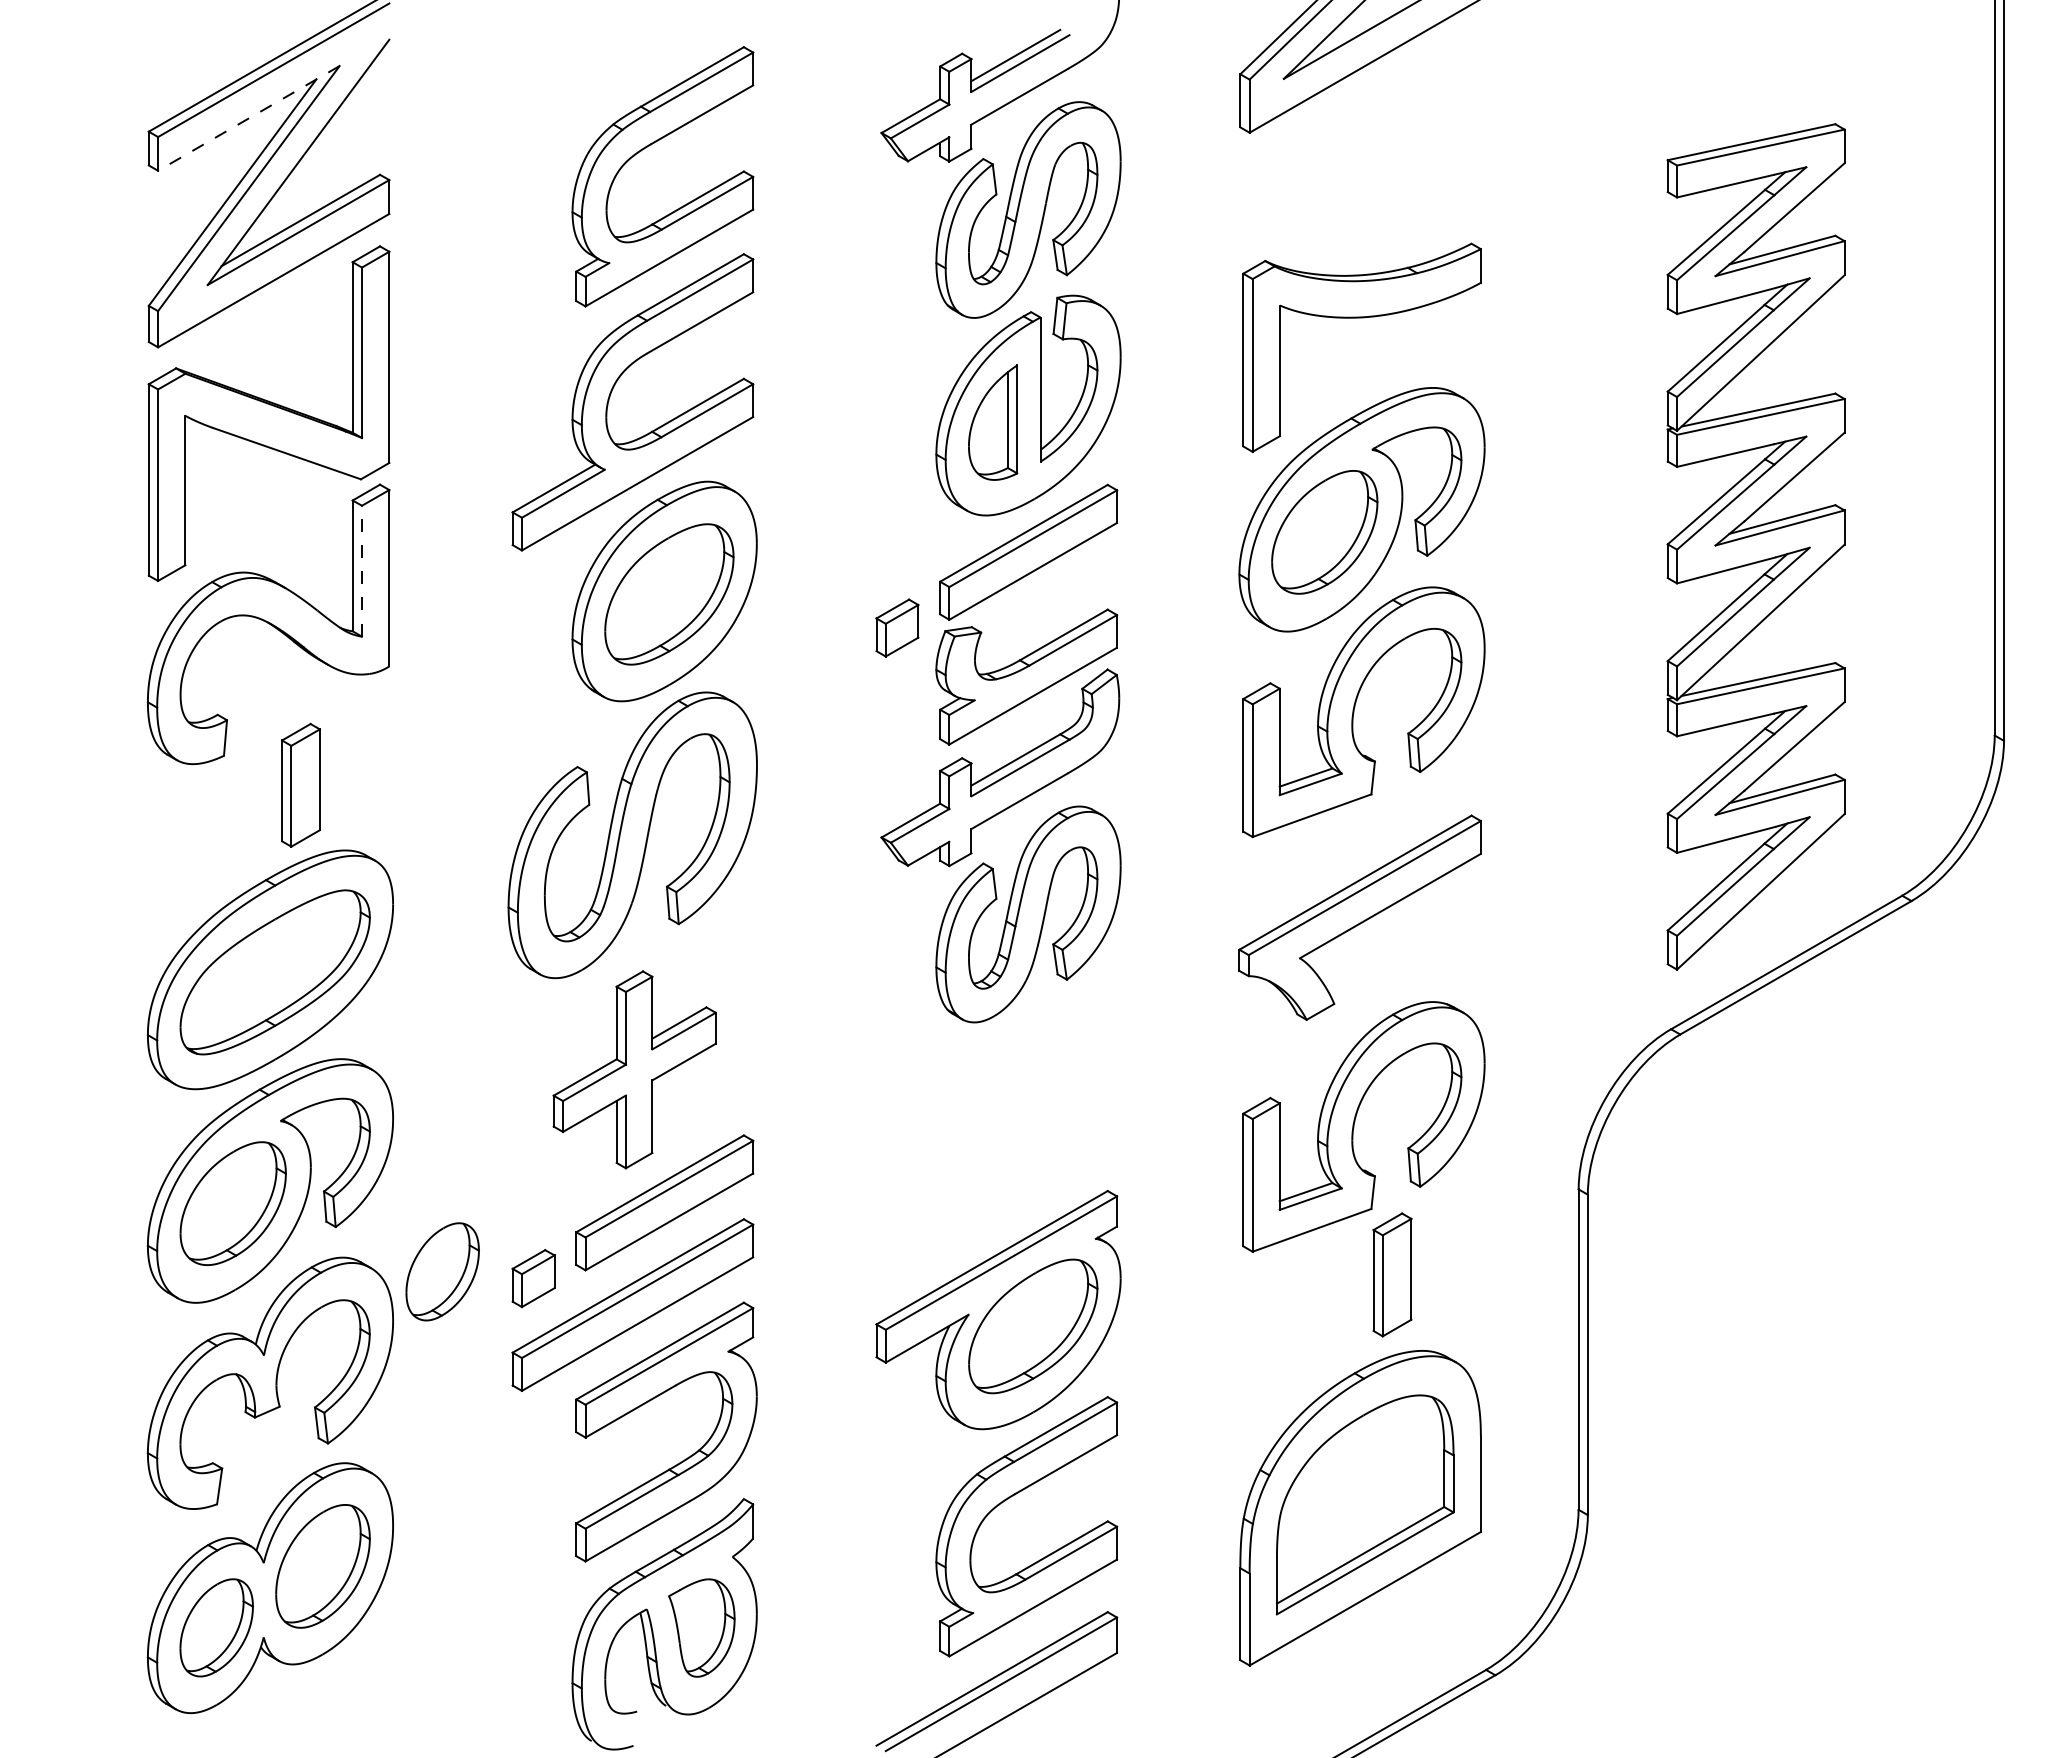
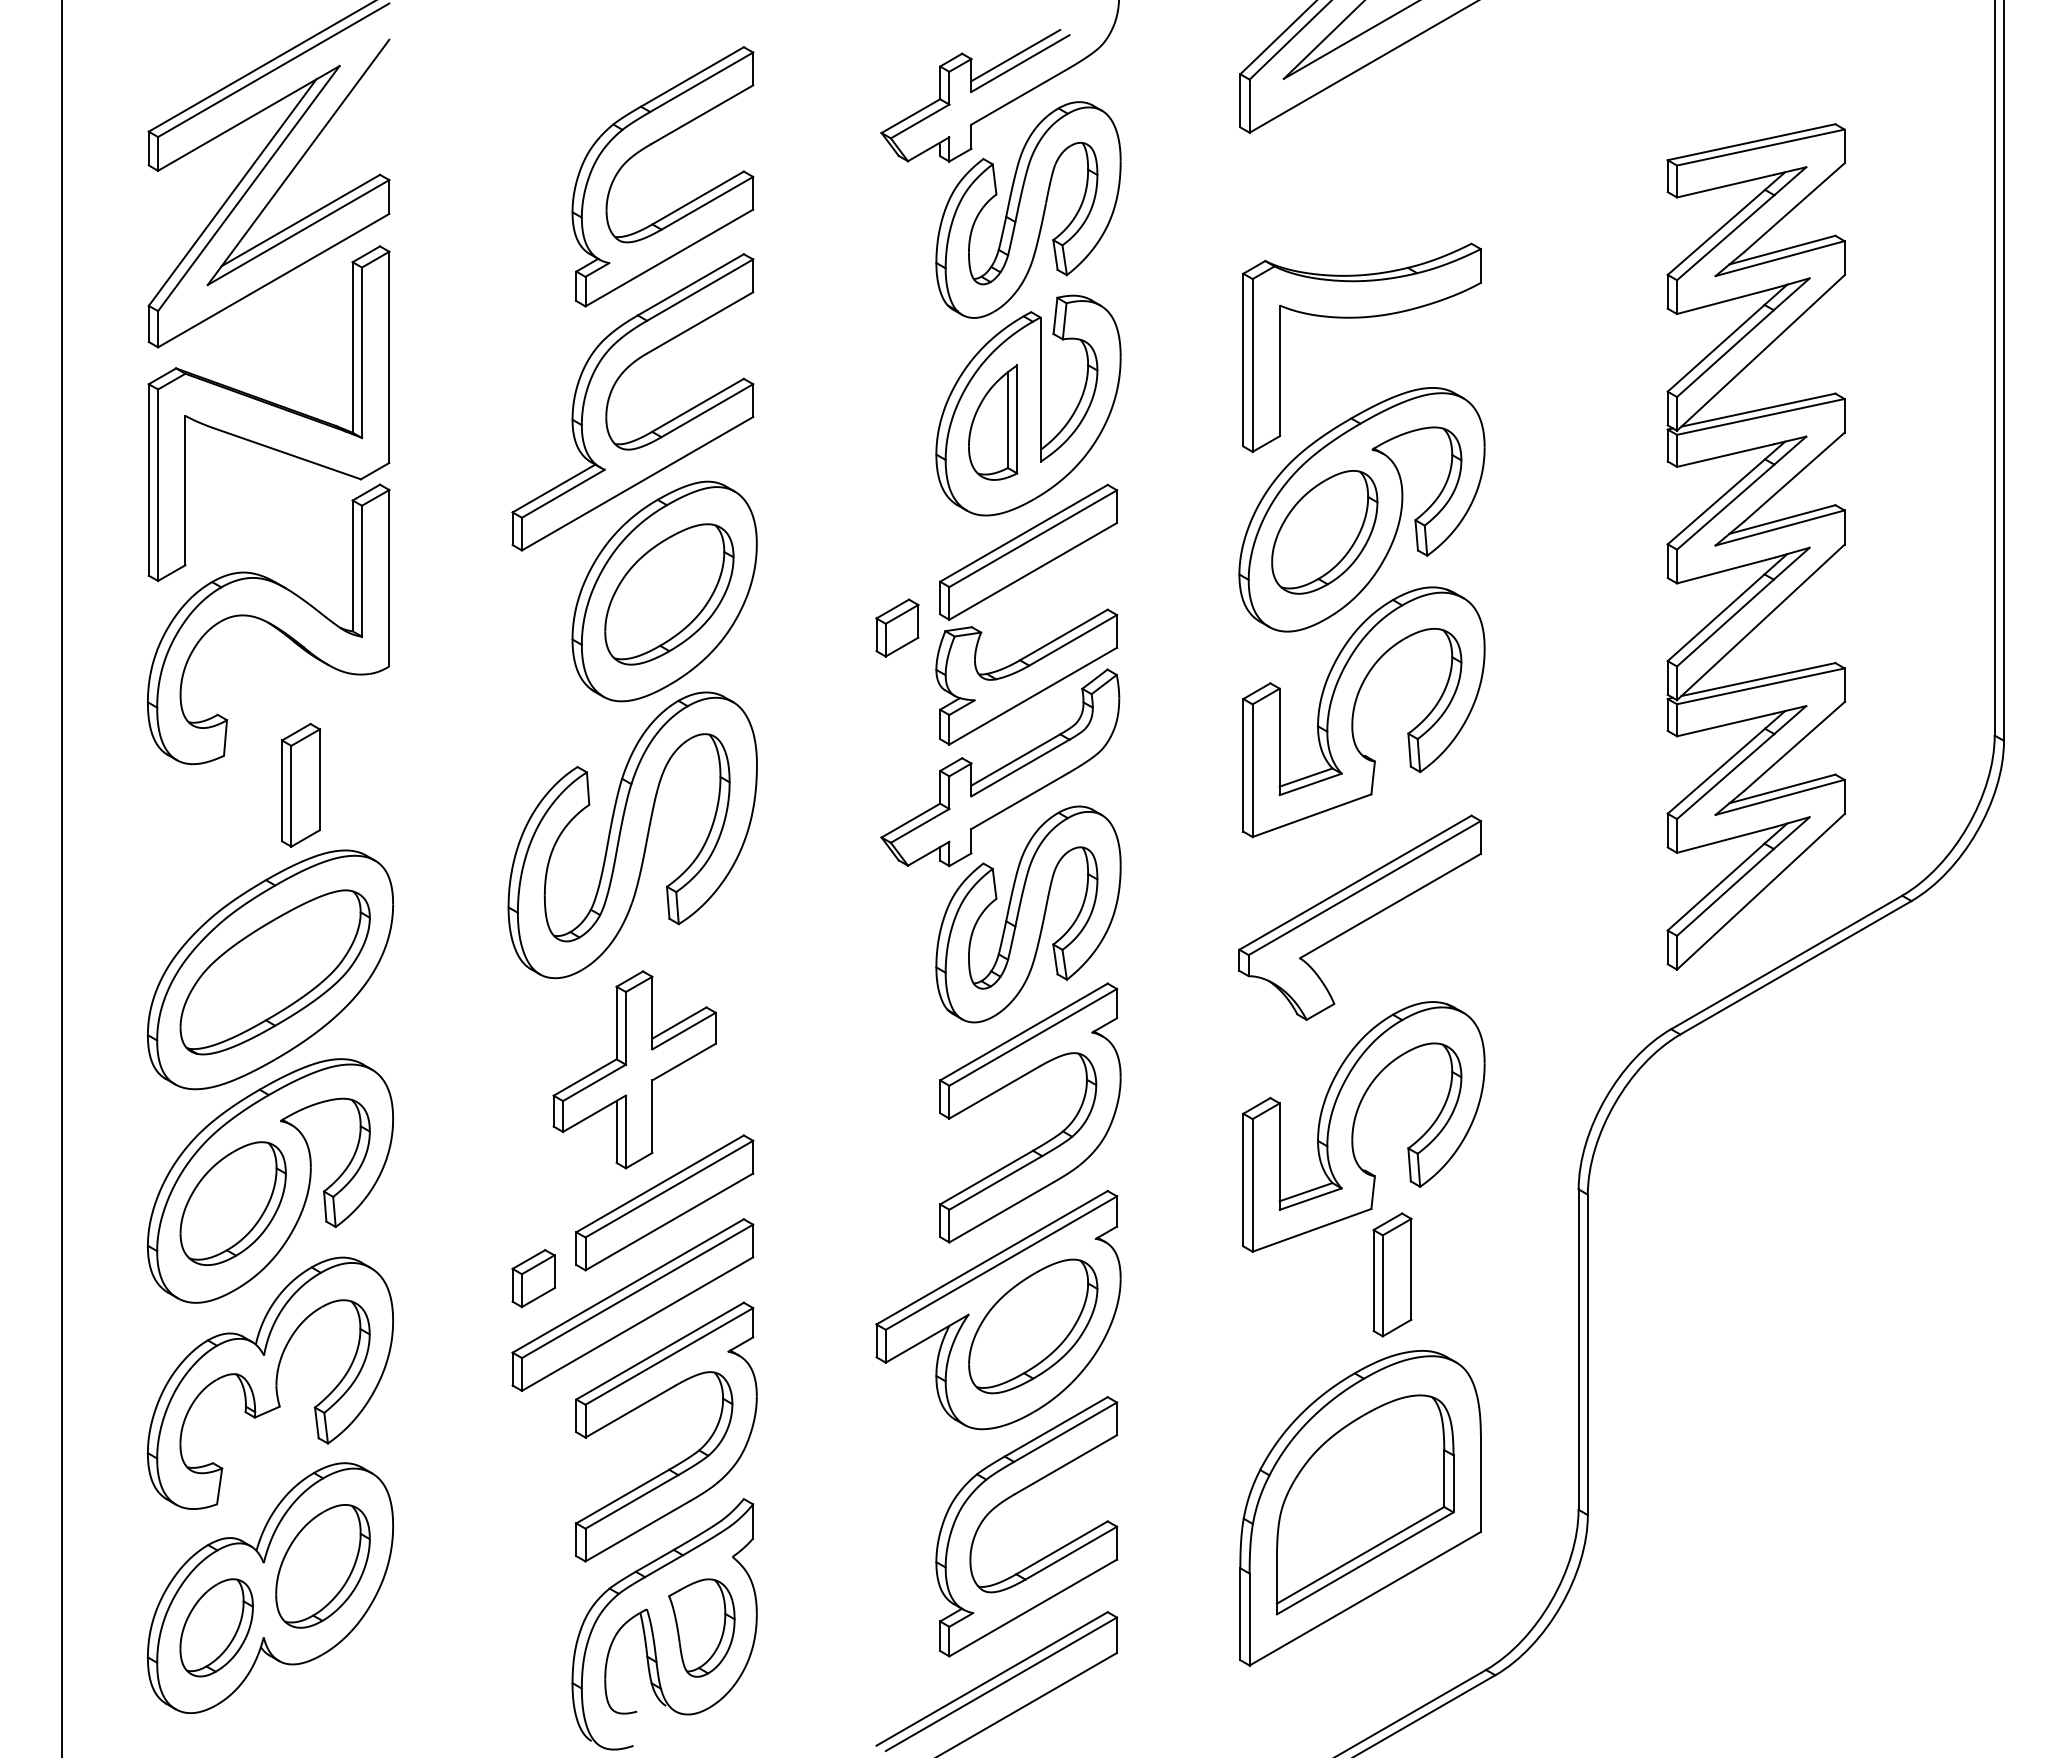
line: dashed -> solid (248, 118)
line: dashed -> solid (362, 570)
line: none -> present (61, 878)
part: none -> present (1049, 1139)
part: present -> none (442, 1271)
